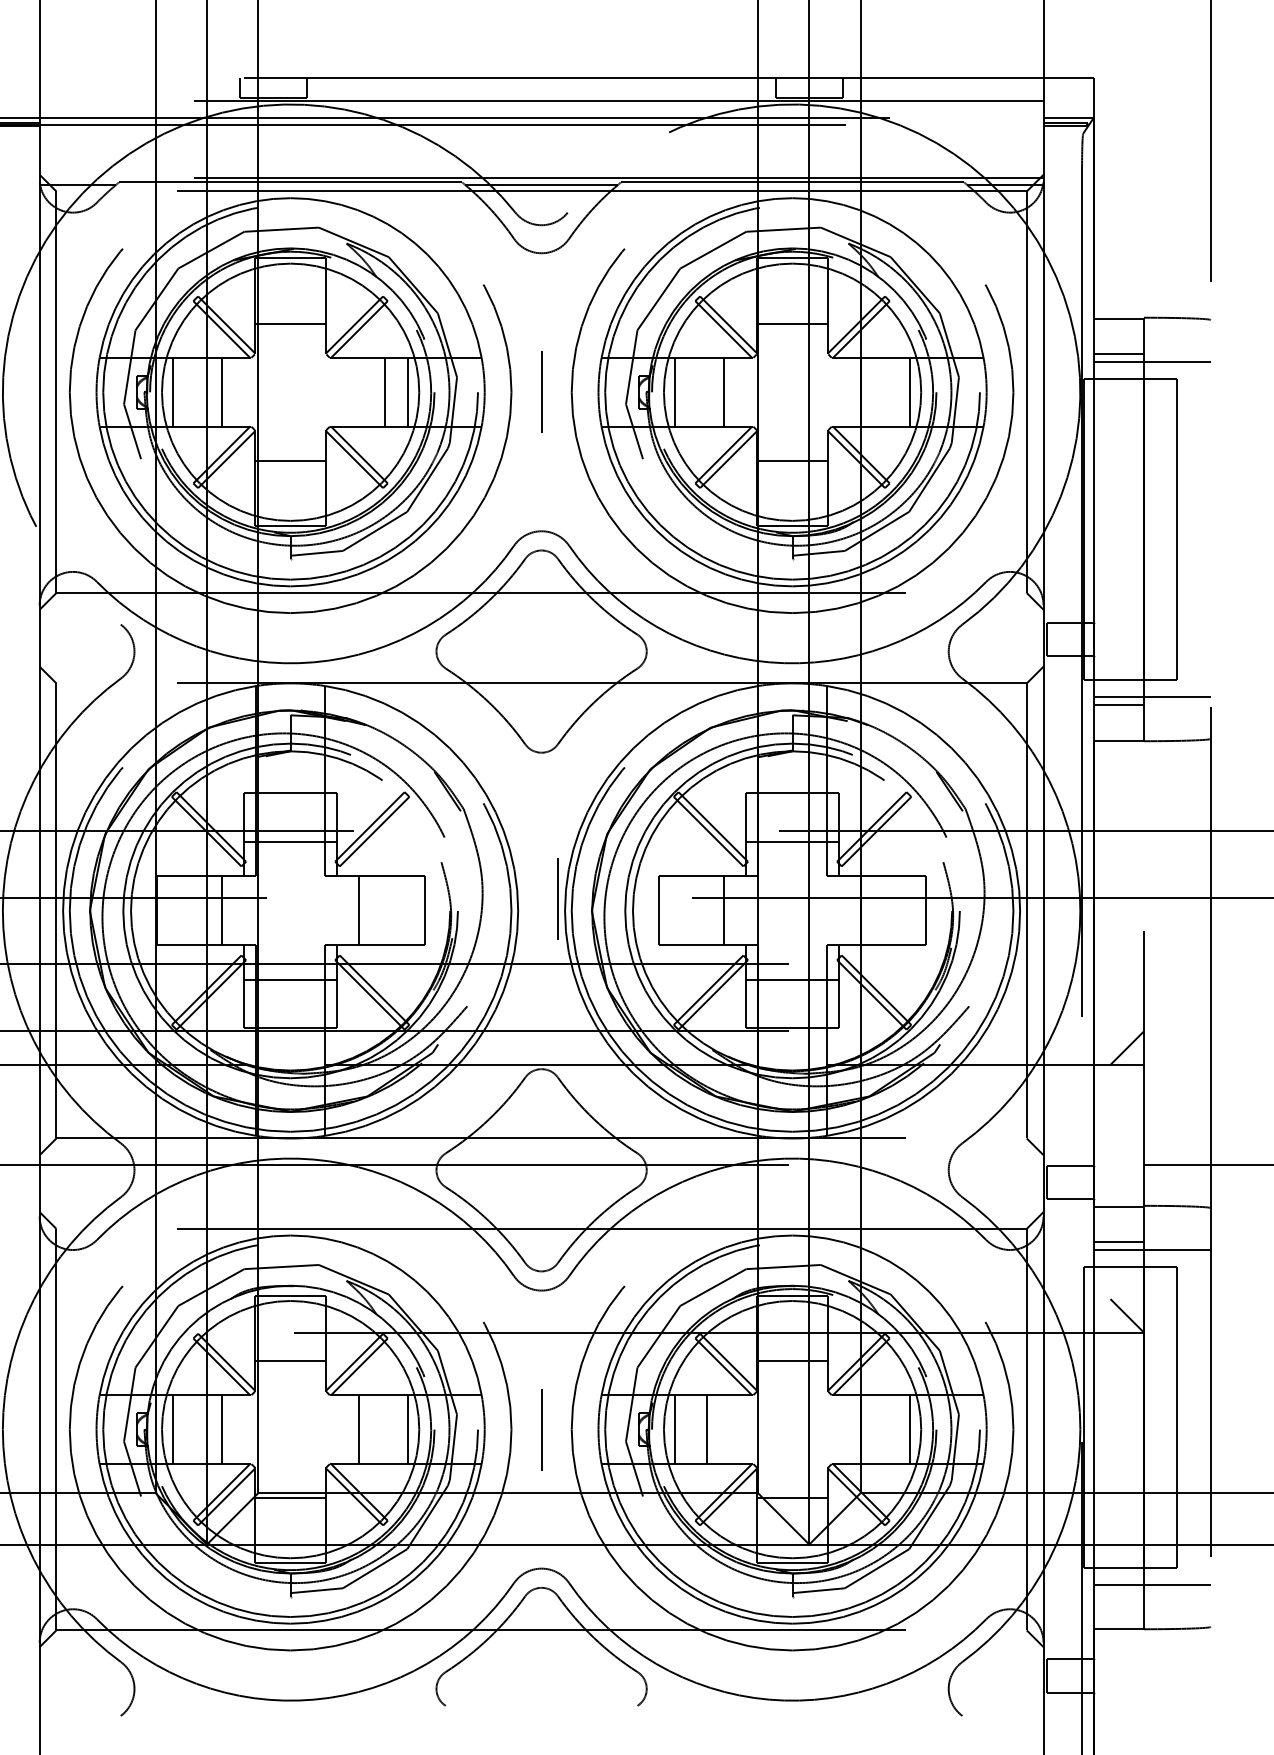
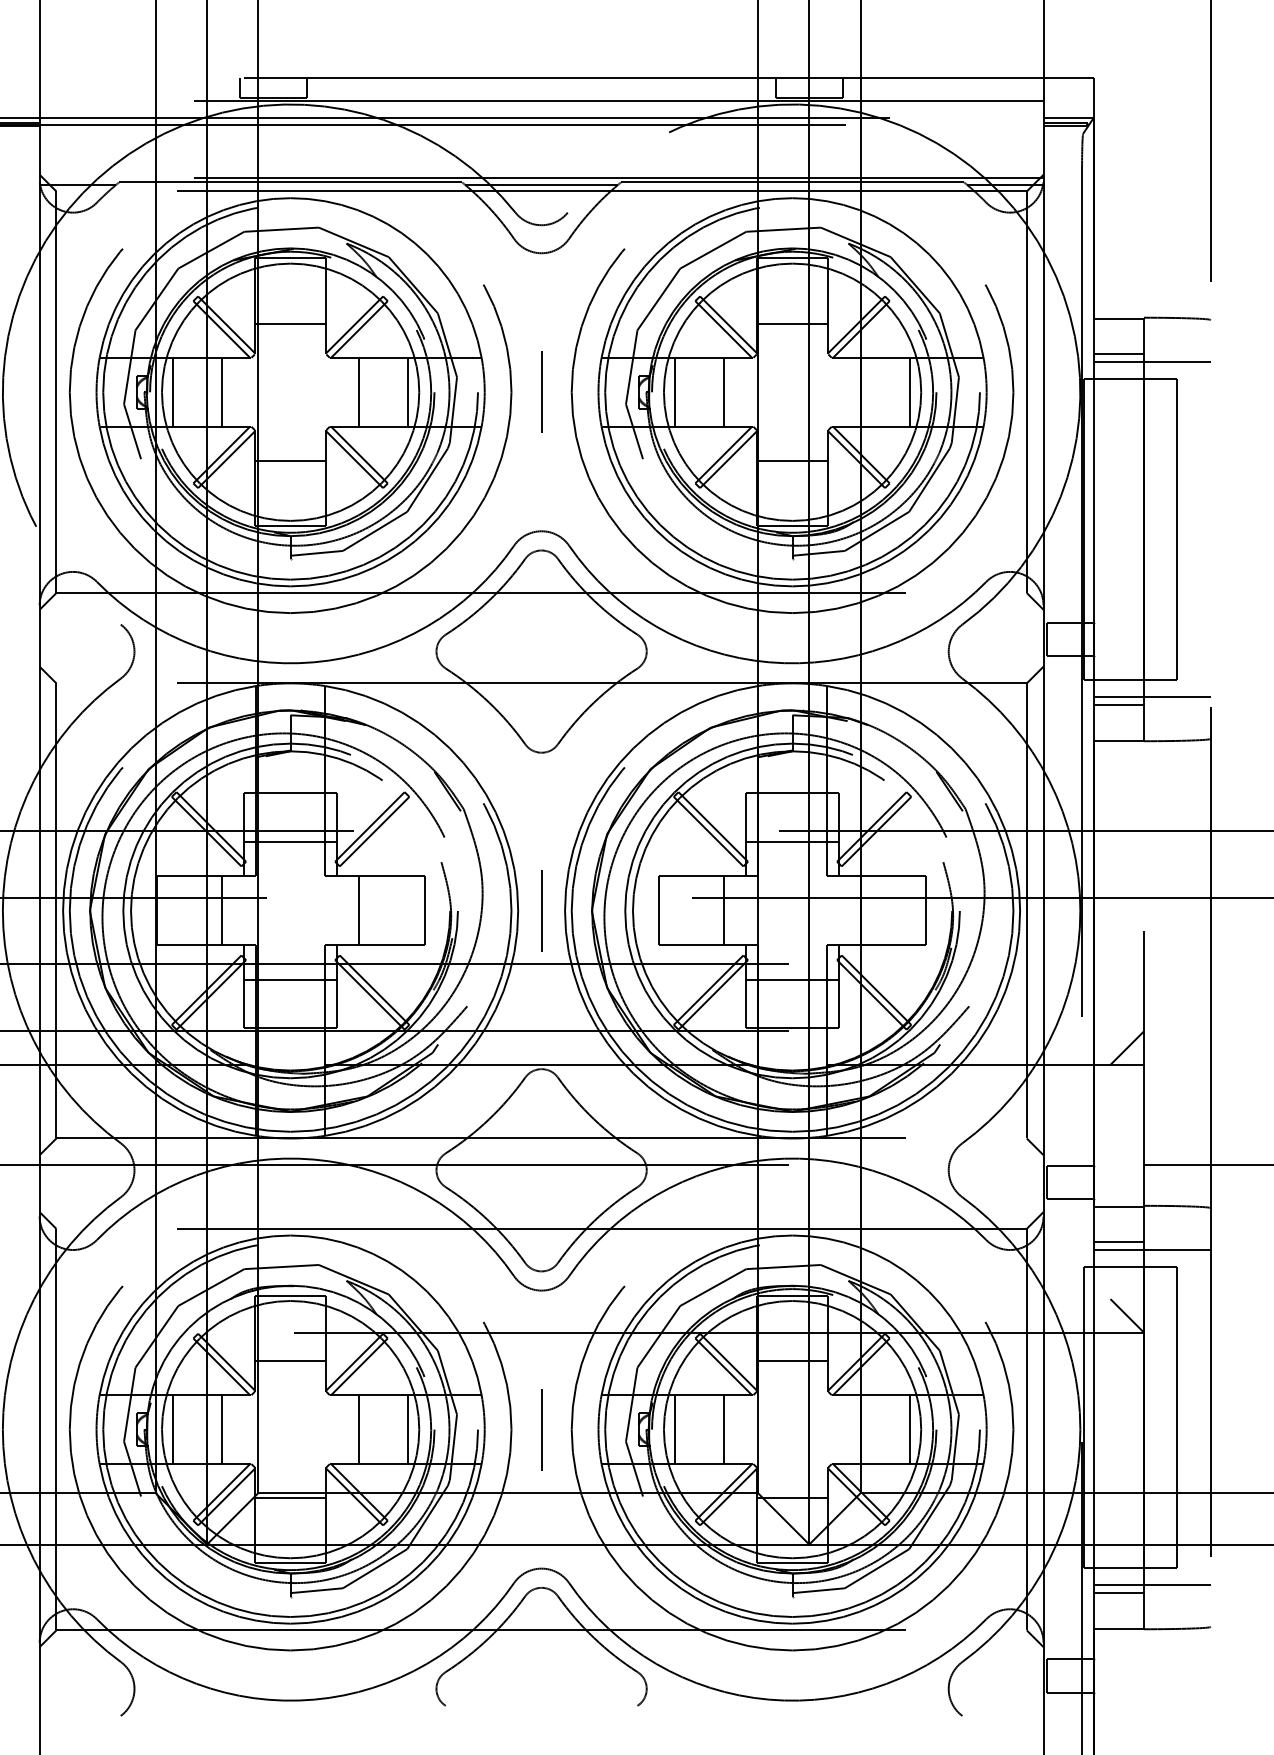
line position: (385, 391) -> (359, 391) (359, 391)
line position: (557, 898) -> (541, 910) (541, 910)
line position: (706, 1429) -> (723, 1429) (723, 1429)
line: none -> present (1118, 1592)
